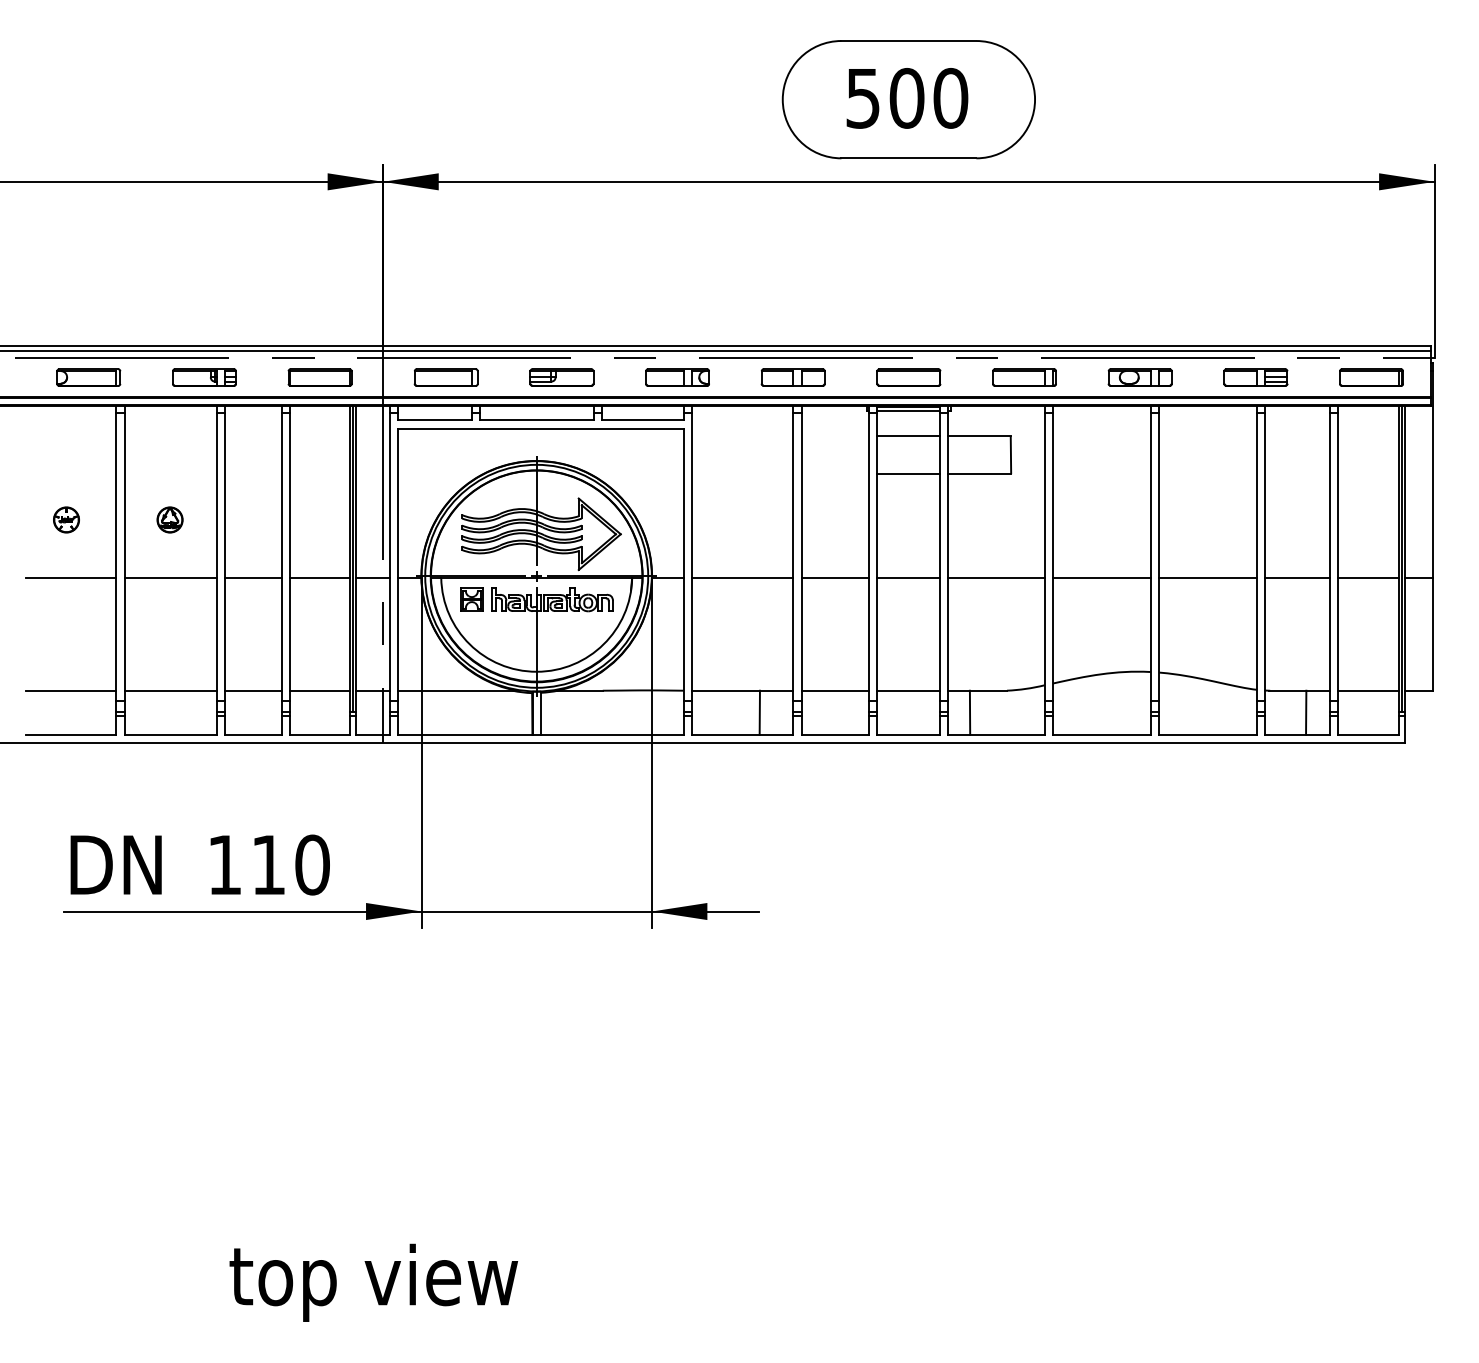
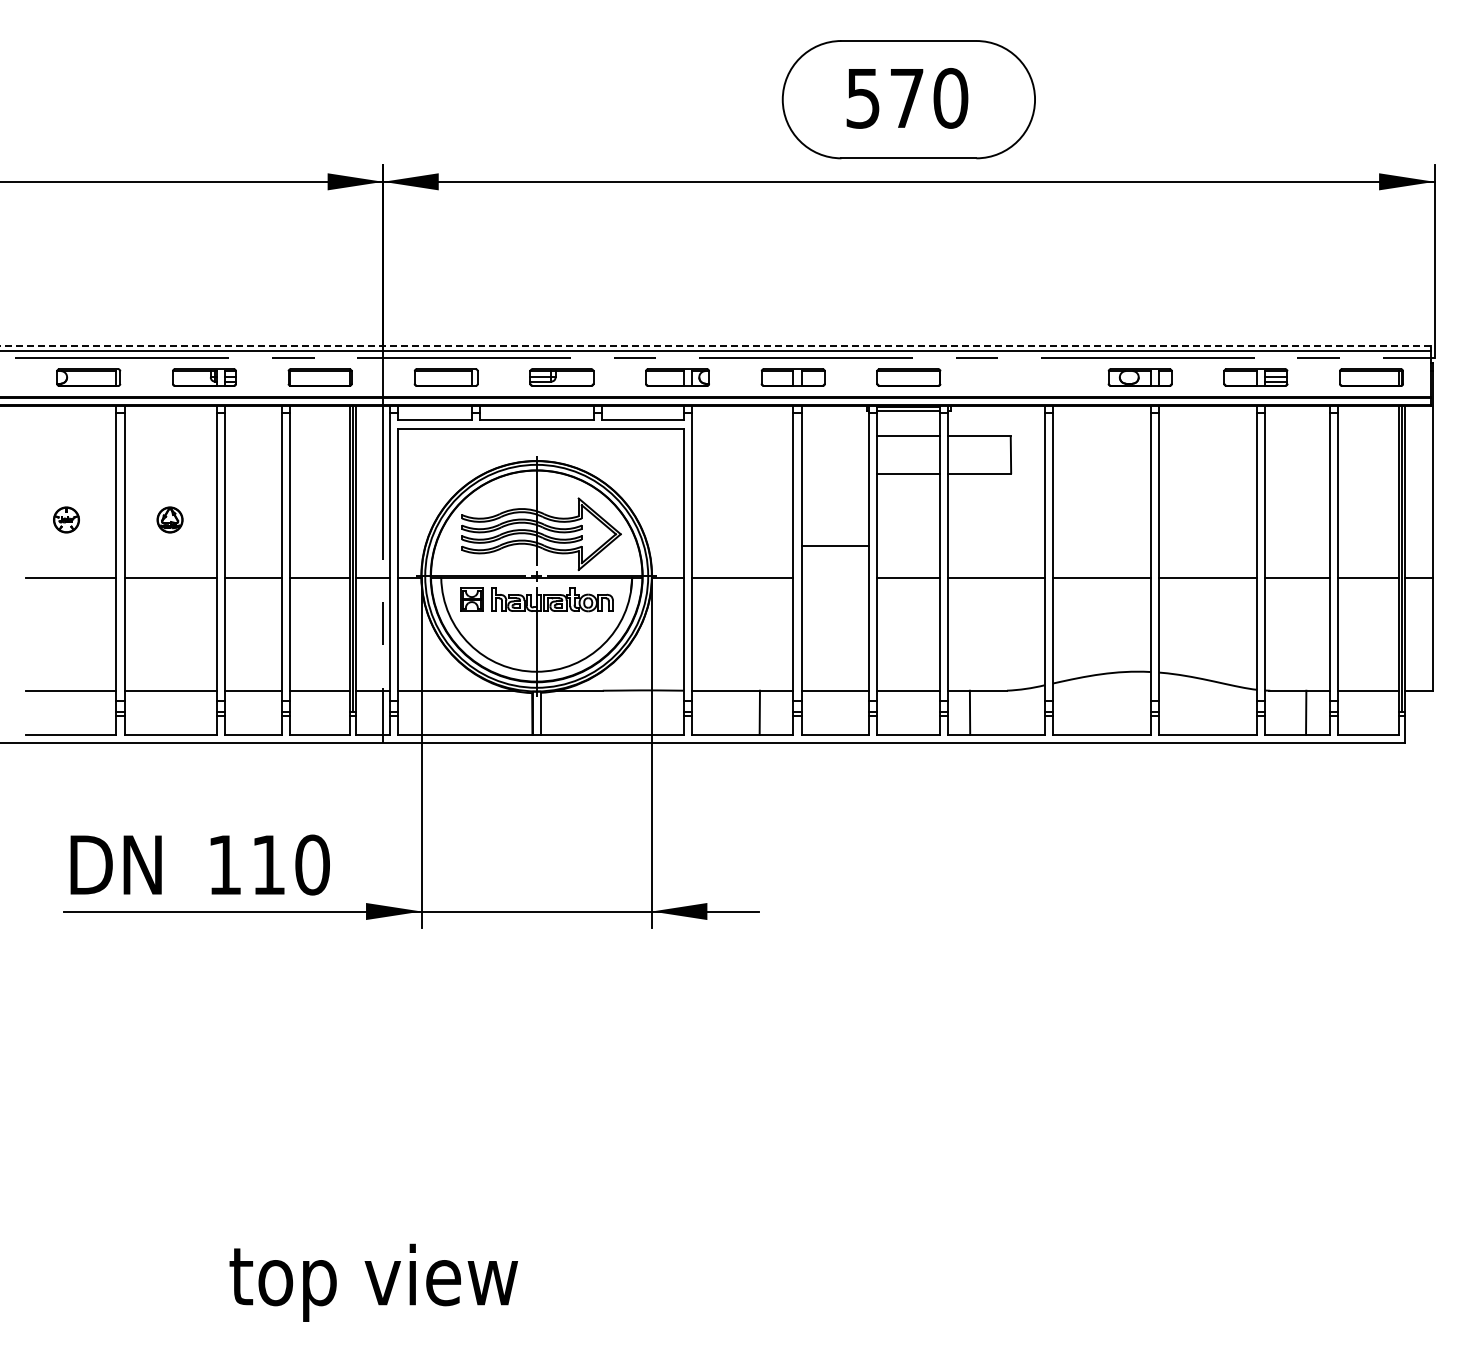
text: 500 -> 570 (906, 98)
line: solid -> dashed (715, 345)
part: present -> none (1024, 377)
line position: (834, 577) -> (834, 545) (834, 545)
